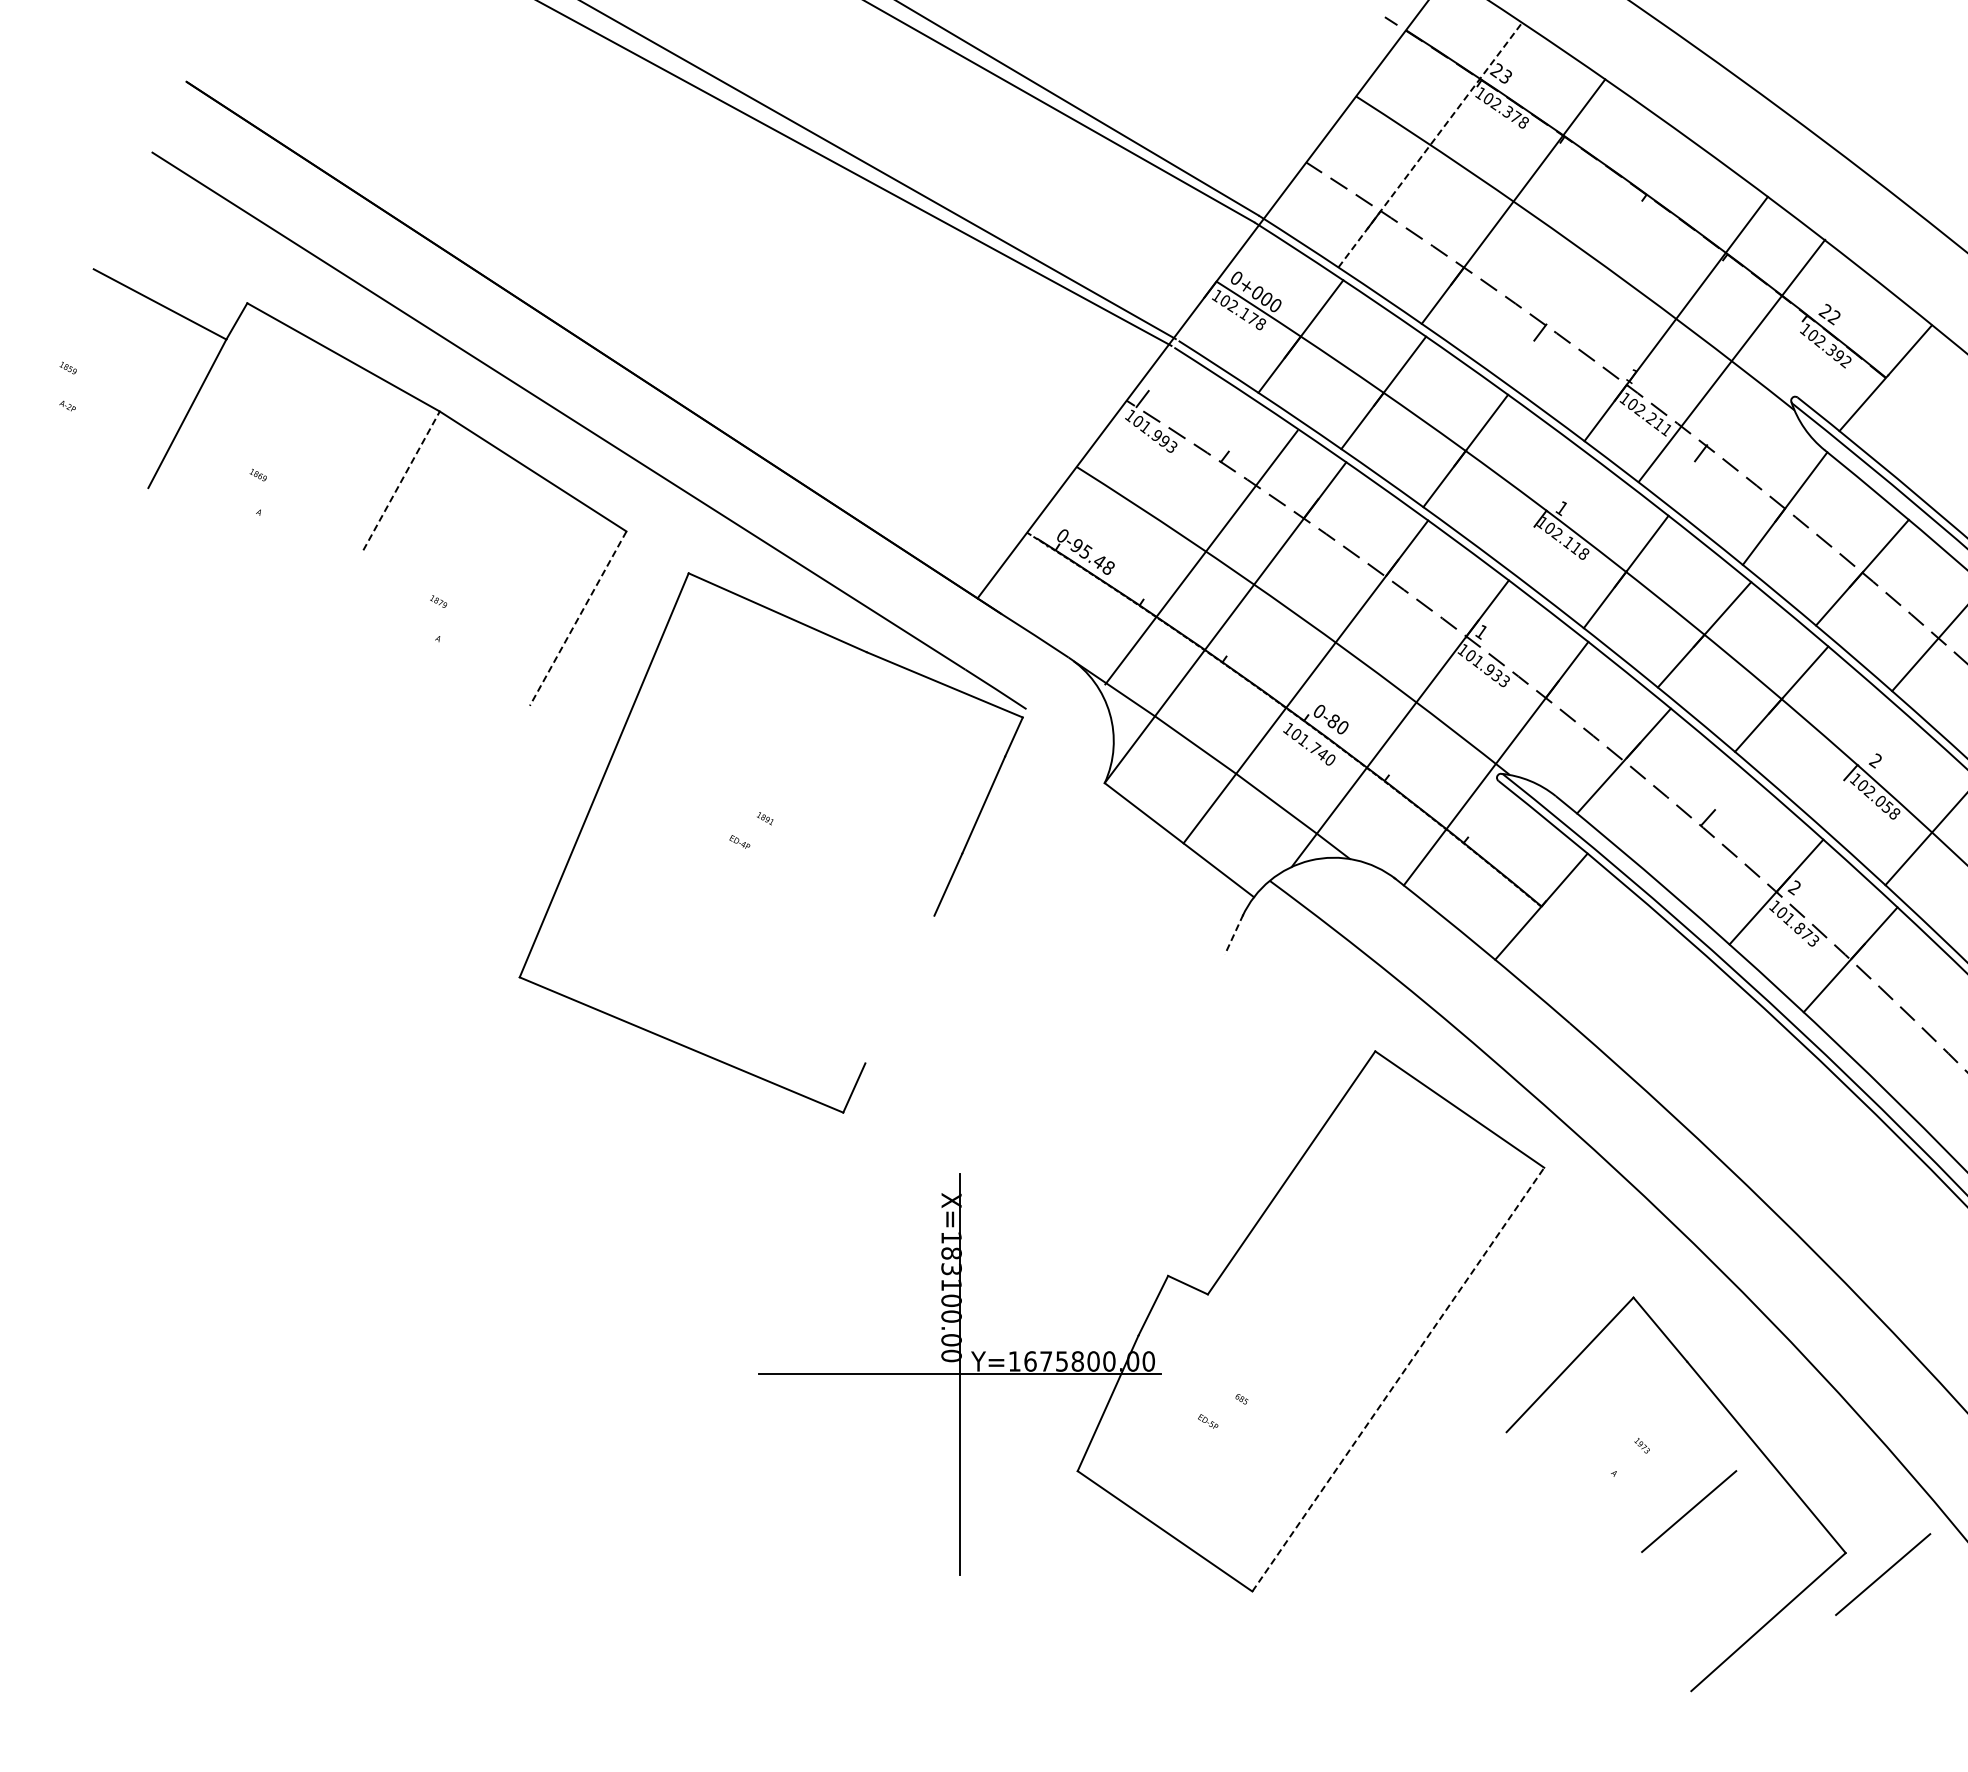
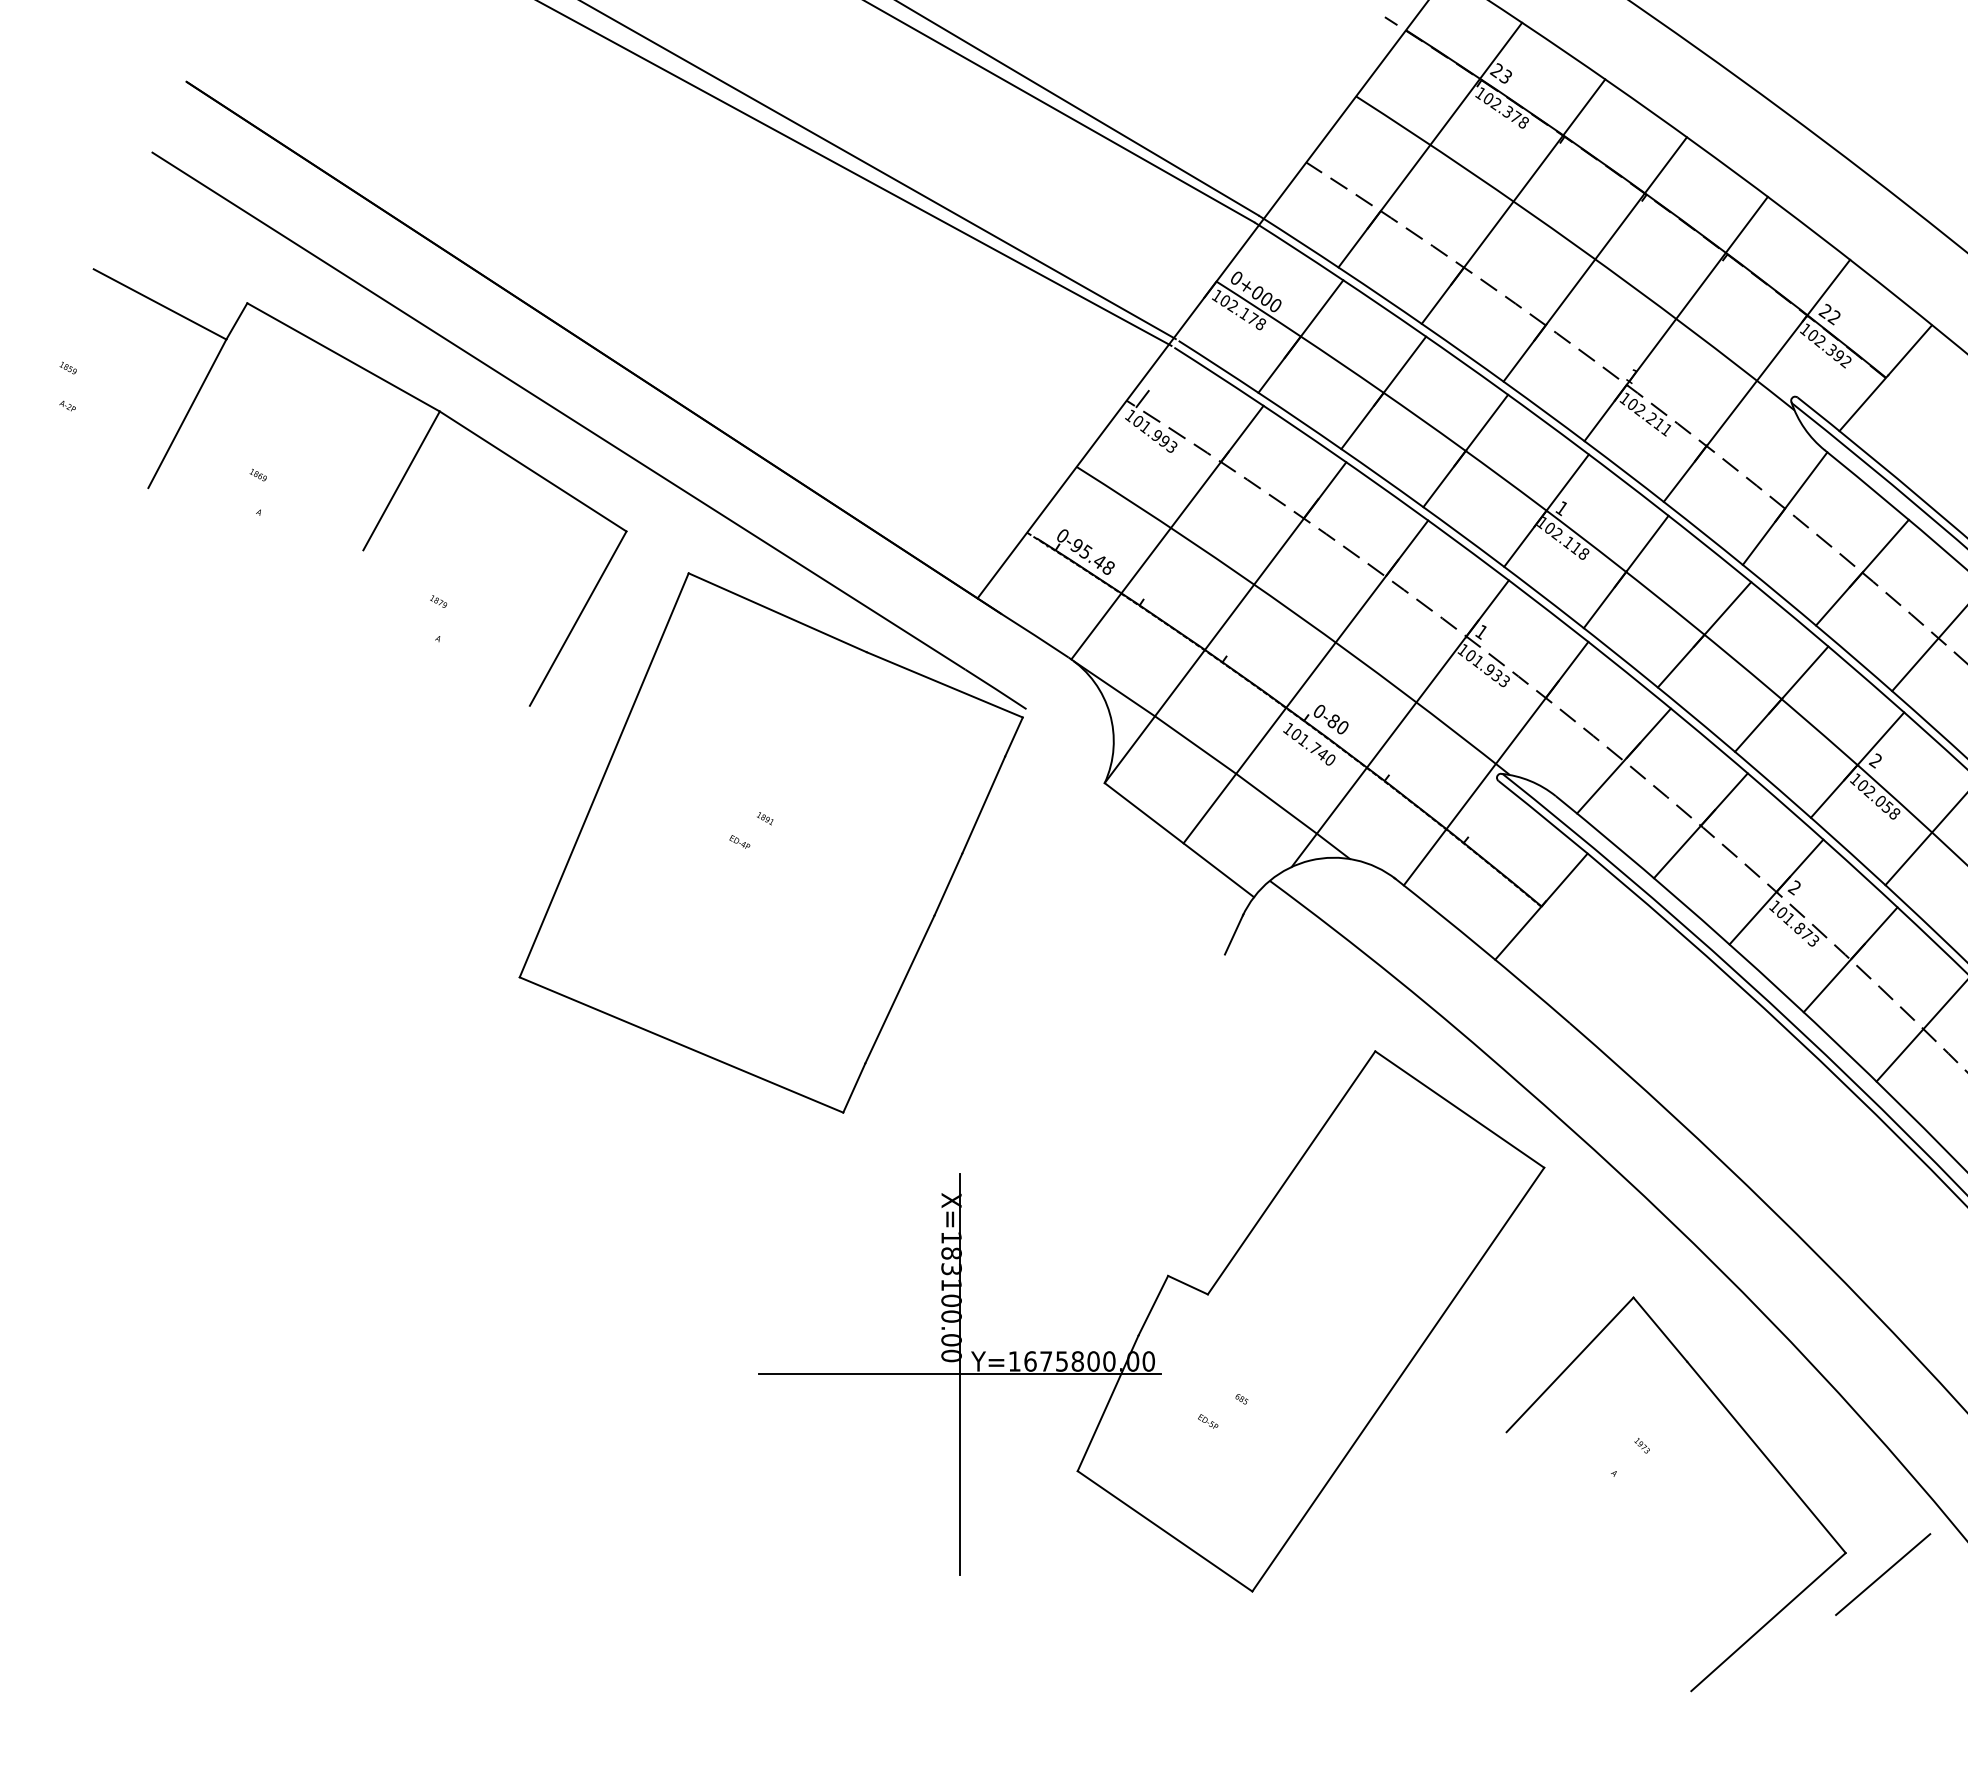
line: dashed -> solid (1430, 145)
line: none -> present (1595, 259)
line position: (1731, 360) -> (1756, 380) (1756, 380)
line: dashed -> solid (401, 480)
line: none -> present (1546, 510)
line position: (1201, 557) -> (1167, 532) (1167, 532)
line: dashed -> solid (578, 618)
line: none -> present (1857, 764)
line: none -> present (1700, 825)
line: dashed -> solid (1233, 934)
line: none -> present (899, 989)
line: none -> present (1920, 1032)
line: dashed -> solid (1398, 1379)
line: present -> none (1689, 1511)
